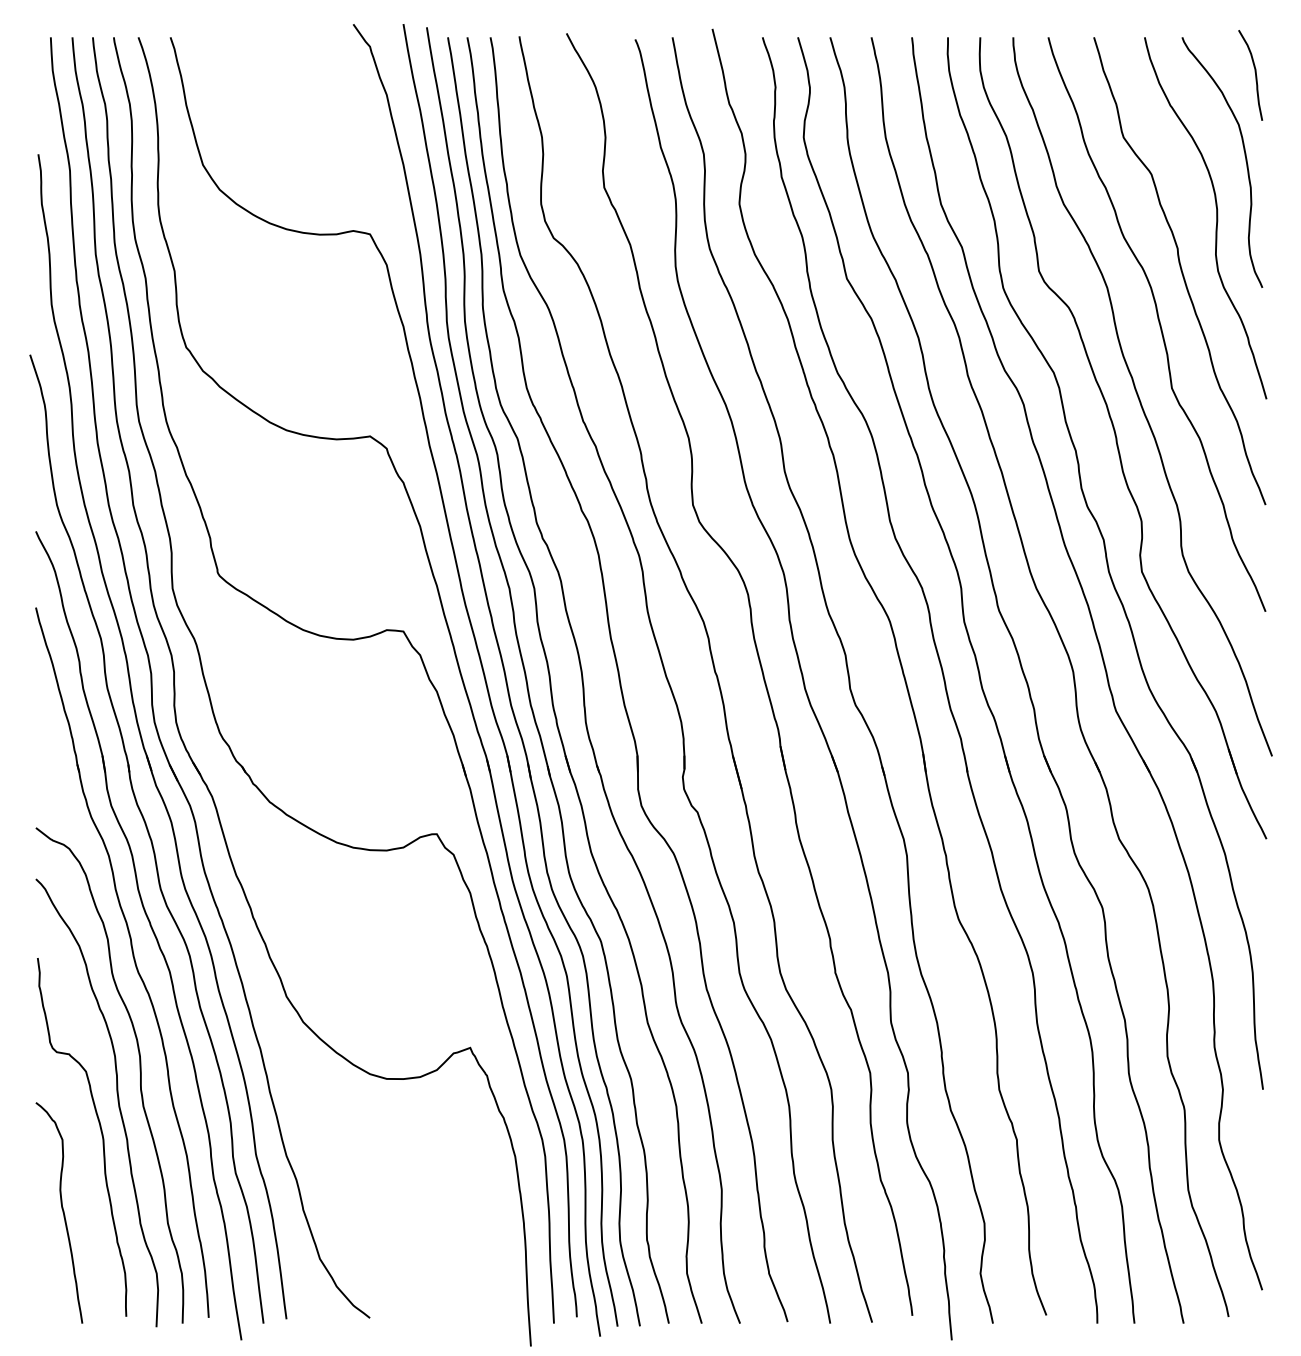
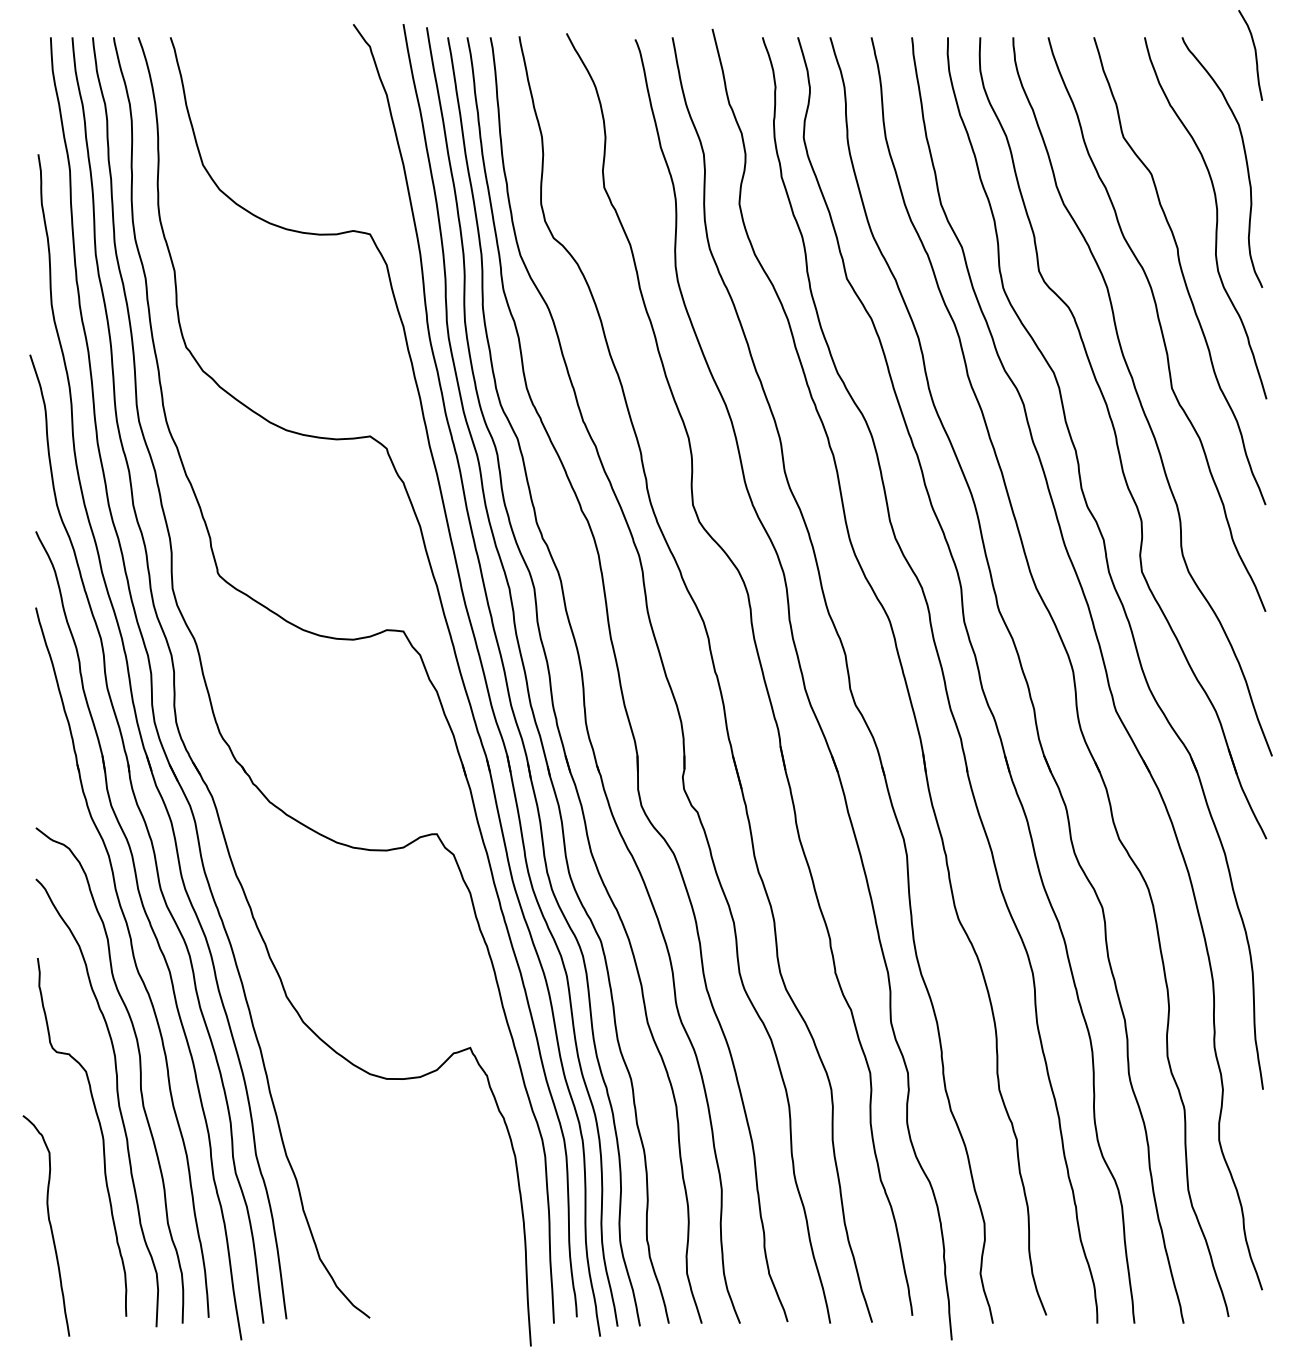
curve position: (1254, 72) -> (1254, 52) (1254, 52)
curve position: (62, 1212) -> (49, 1225) (49, 1225)
